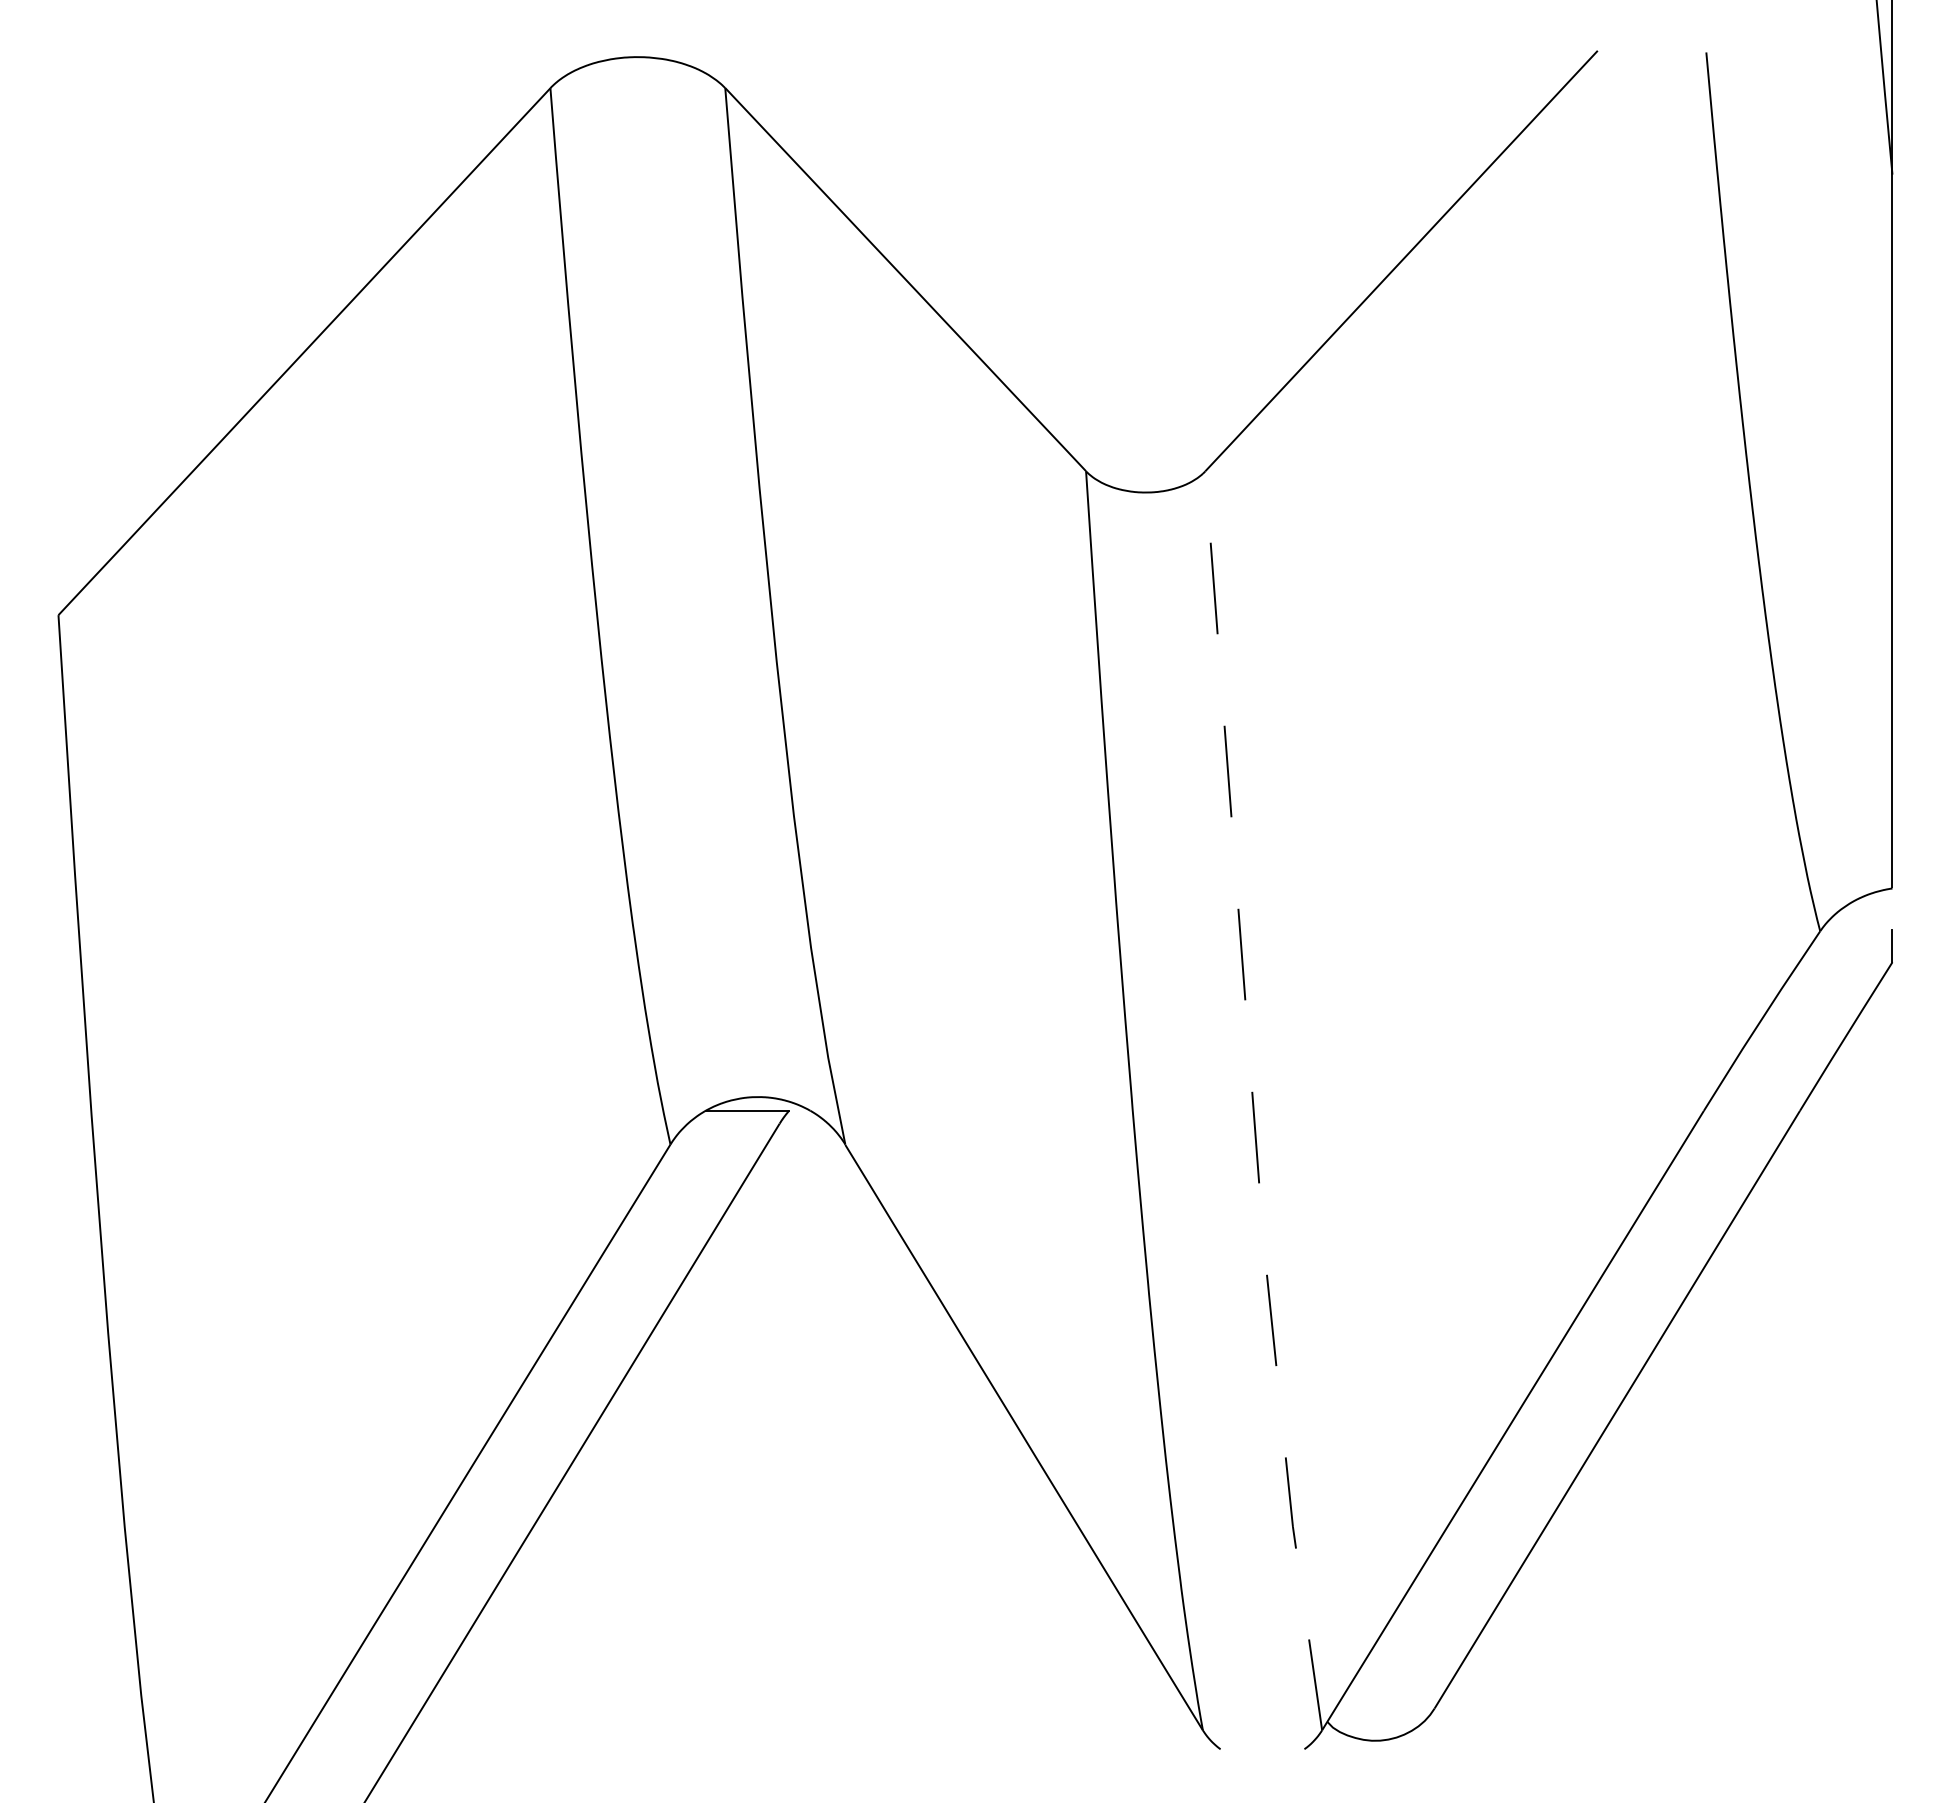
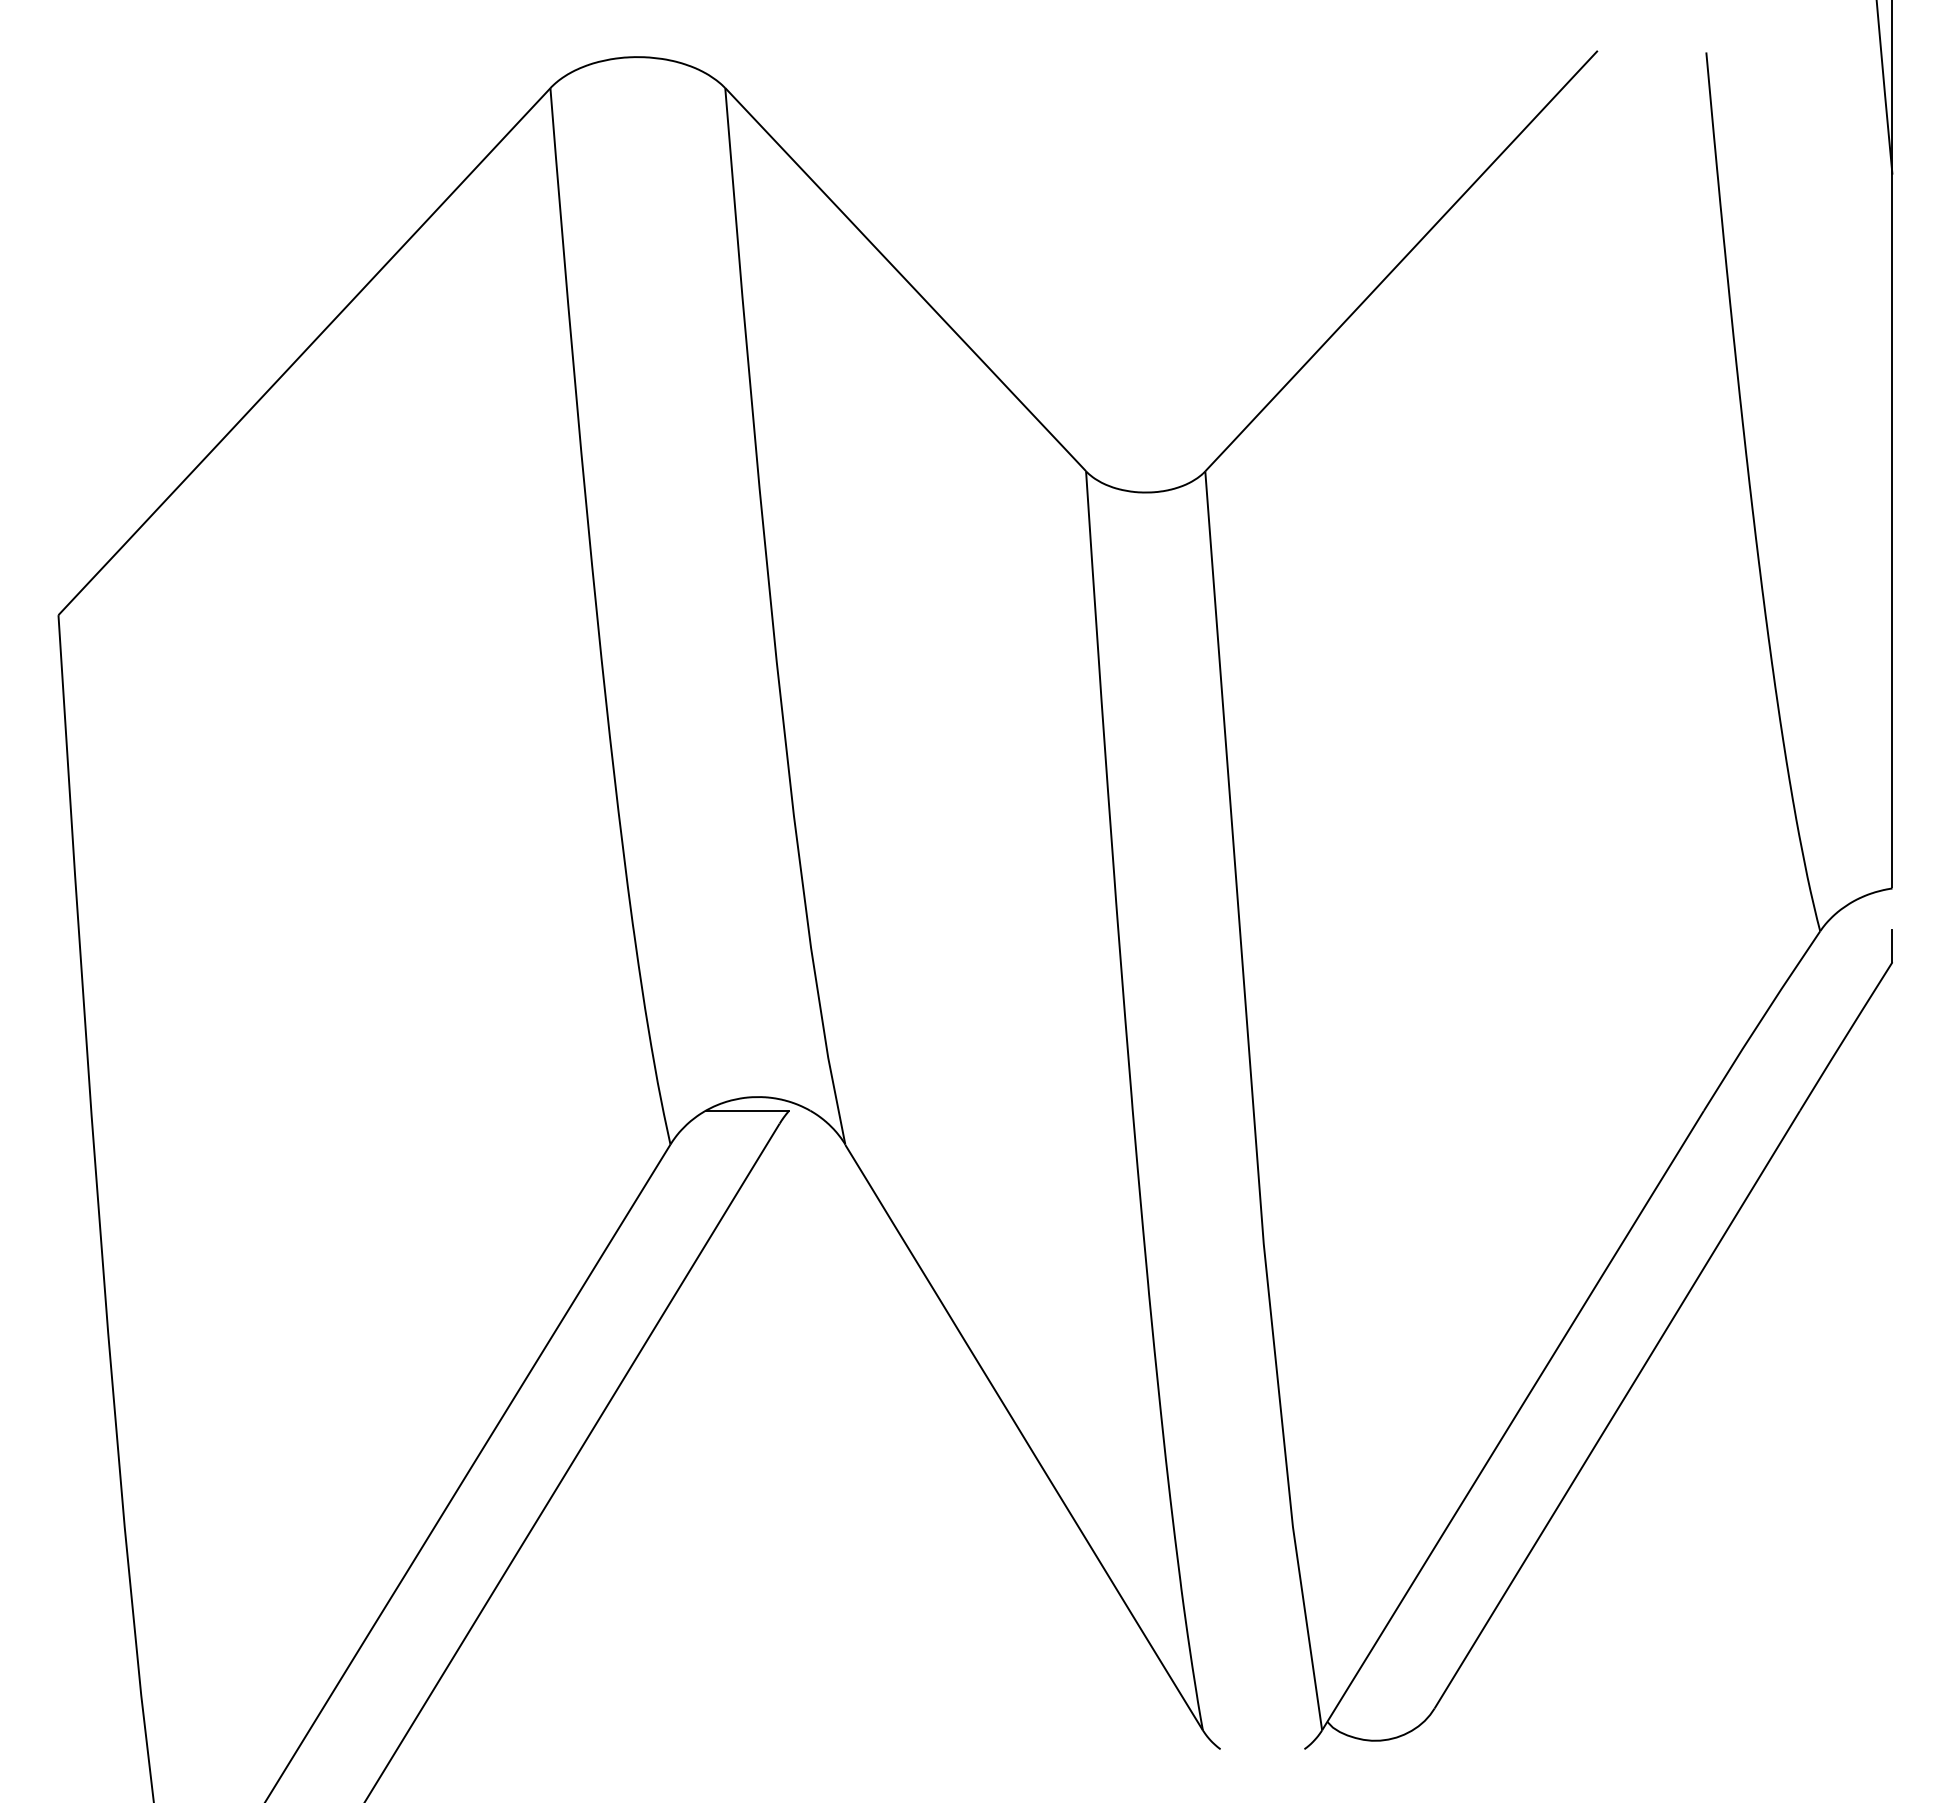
line: dashed -> solid (1253, 1103)
